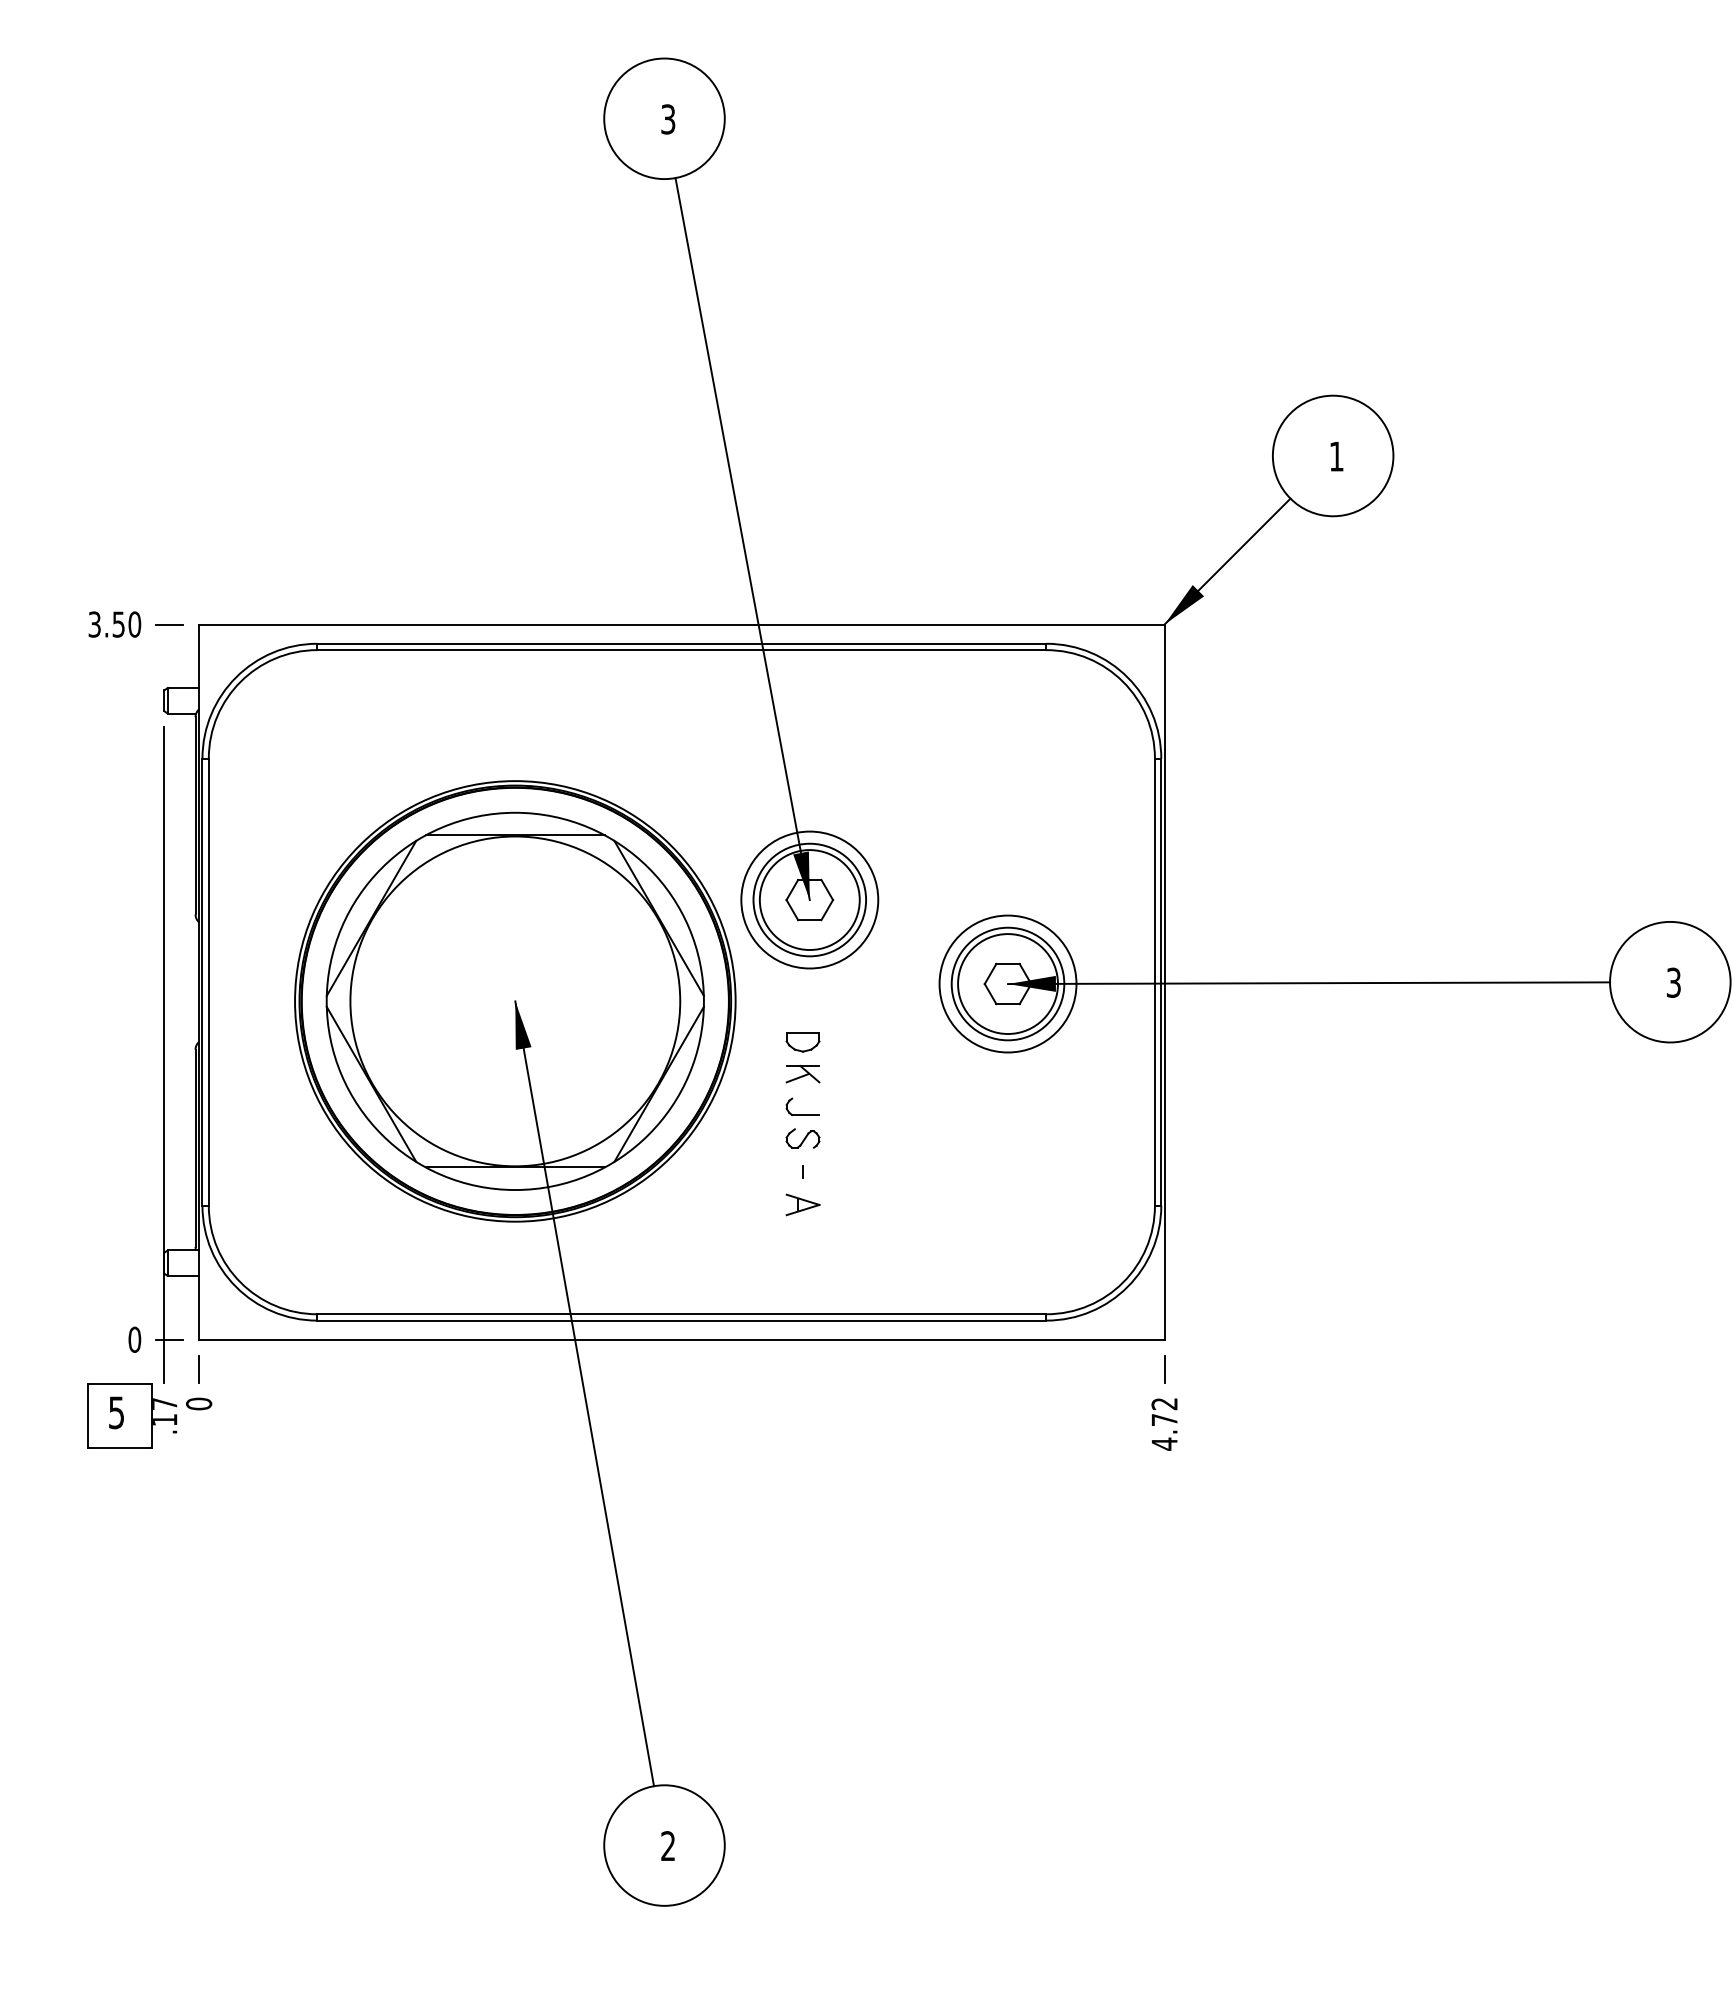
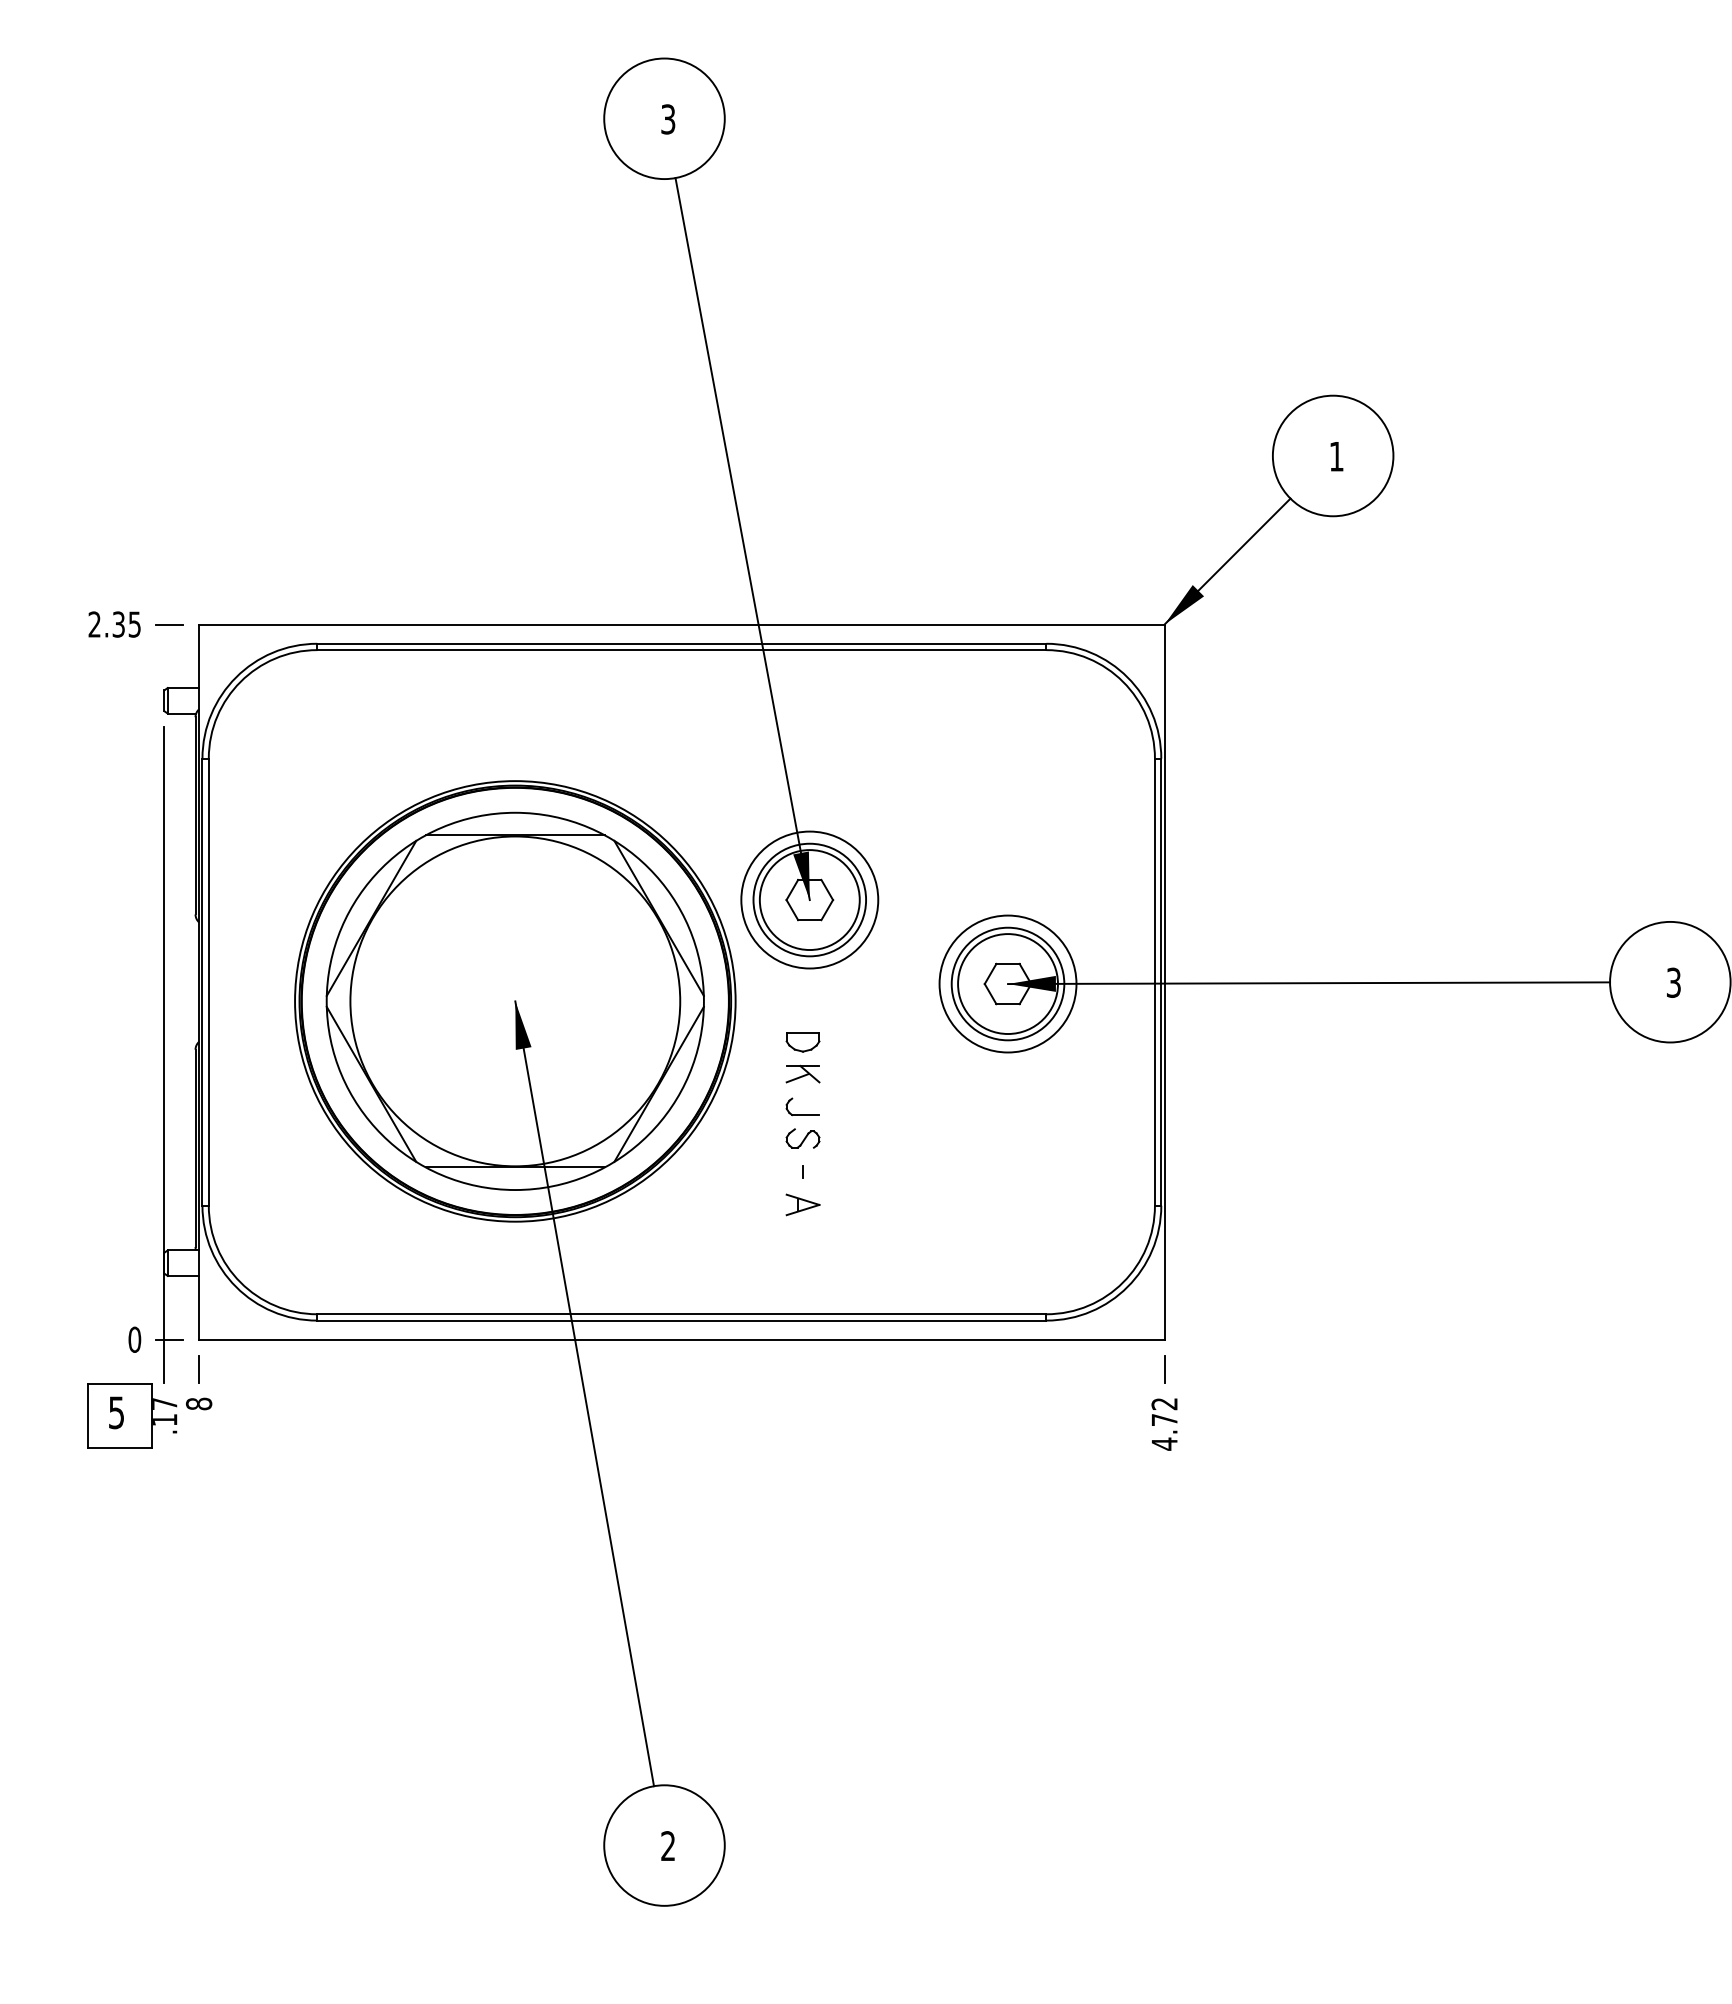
text: 3.50 -> 2.35 (114, 624)
text: 0 -> 8 (198, 1403)
